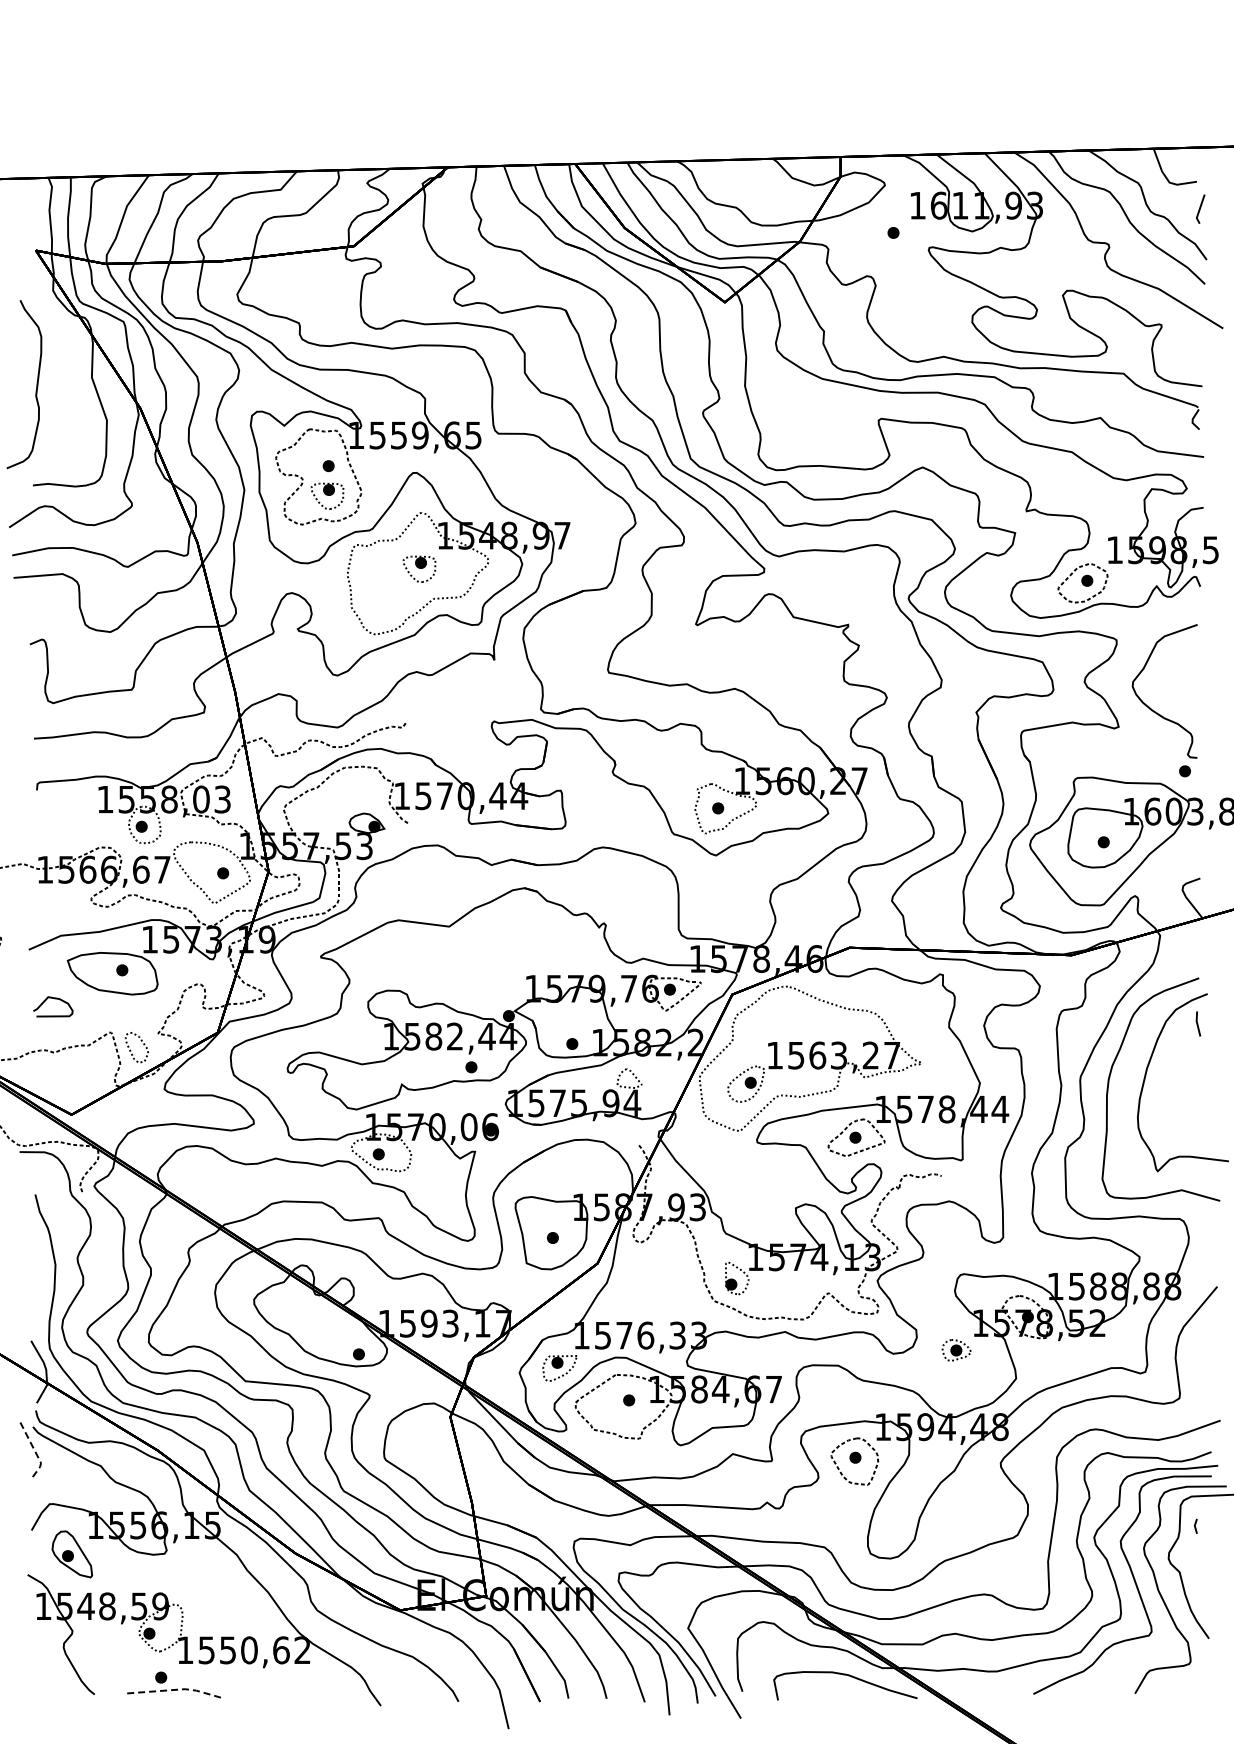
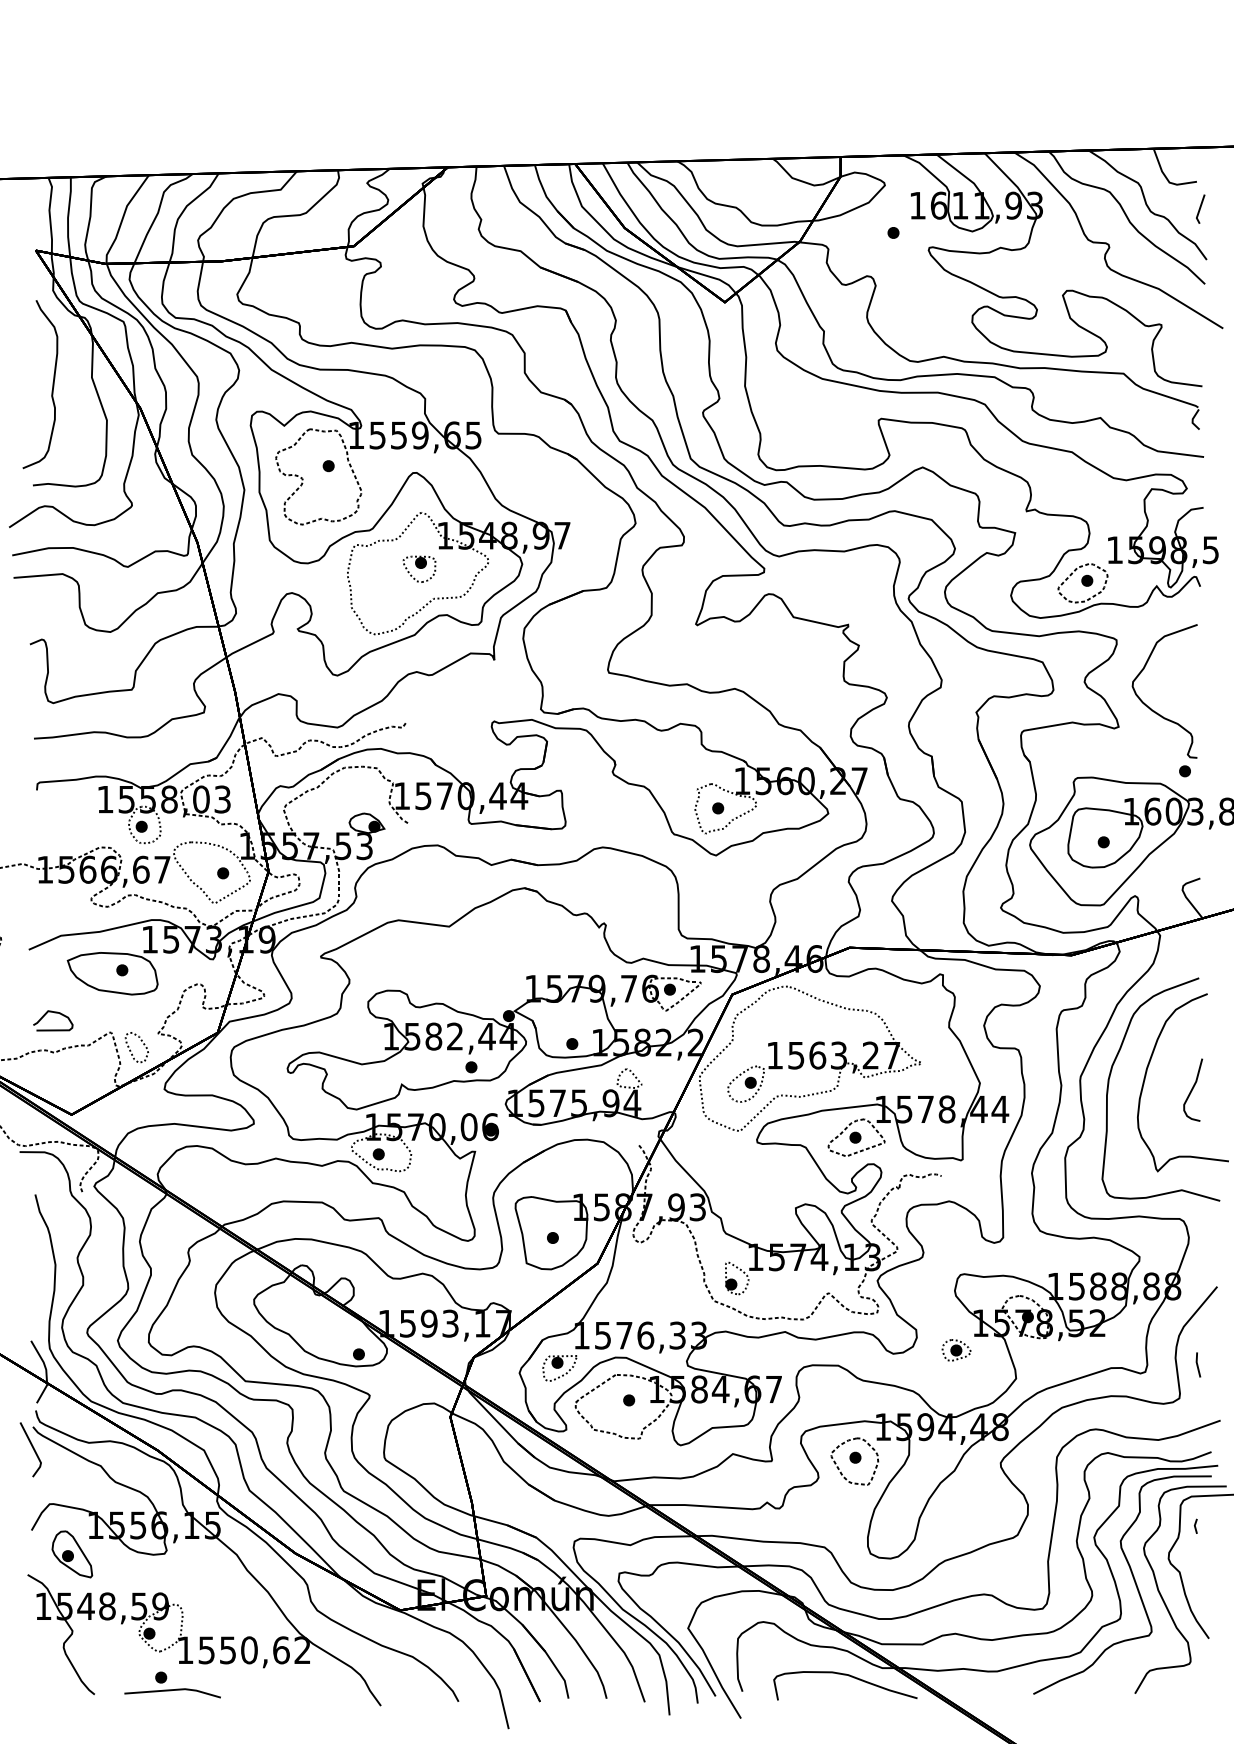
curve position: (36, 384) -> (52, 384) (52, 384)
part: present -> none (327, 495)
curve position: (54, 999) -> (54, 1013) (54, 1013)
line position: (1198, 1023) -> (1198, 1364) (1198, 1364)
curve: none -> present (1193, 1089)
line: dashed -> solid (34, 1450)
line: dashed -> solid (174, 1689)
